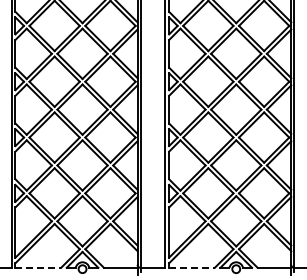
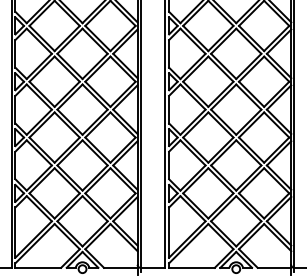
line: dashed -> solid (38, 267)
line: dashed -> solid (191, 267)
